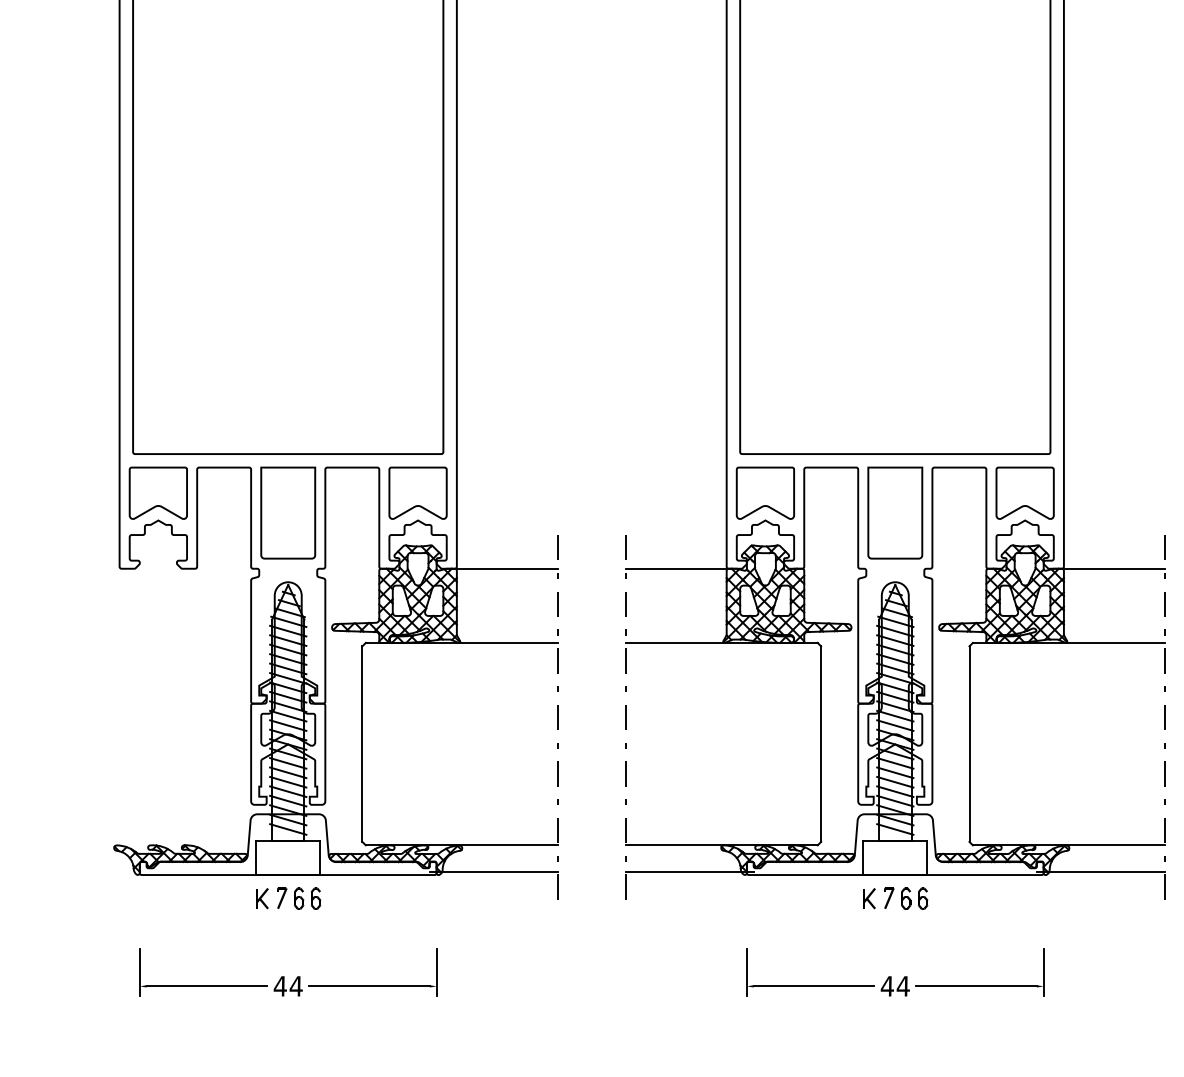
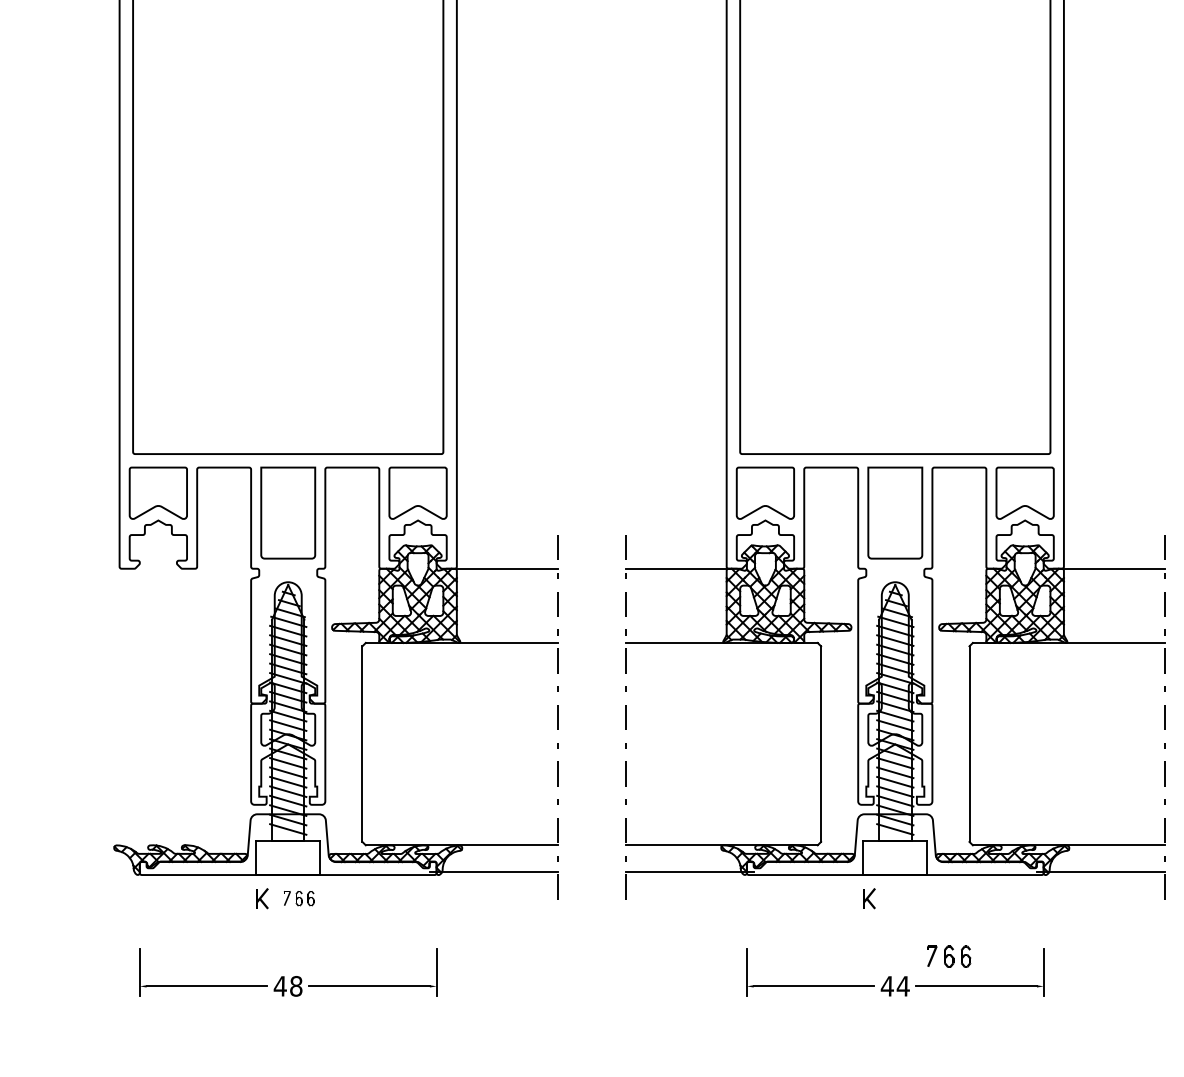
part size: 45x23 px -> 31x16 px (299, 898)
part position: (906, 898) -> (949, 956) (949, 956)
text: 44 -> 48 (295, 986)
